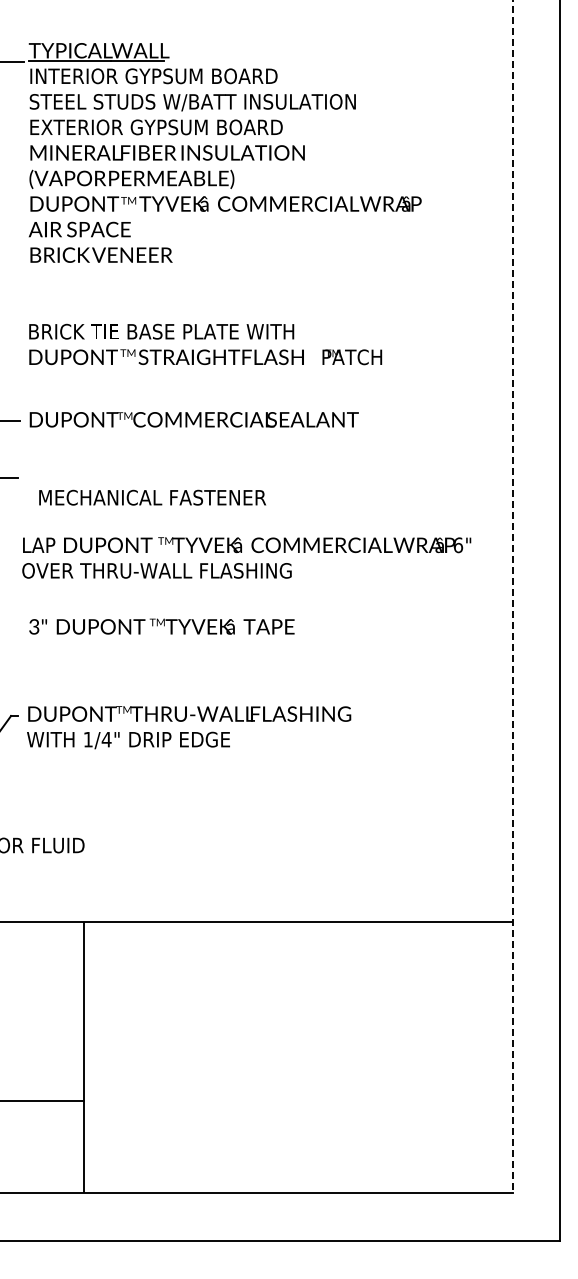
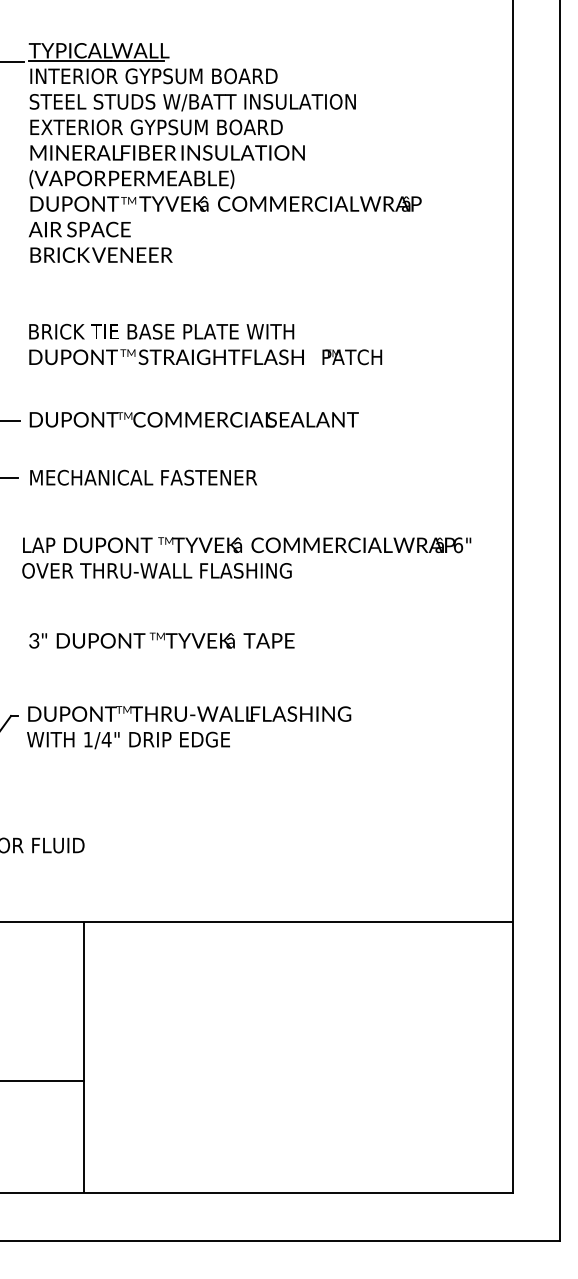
text position: (152, 497) -> (143, 477) (143, 477)
line: dashed -> solid (512, 596)
text position: (161, 626) -> (161, 640) (161, 640)
line position: (42, 1100) -> (42, 1080) (42, 1080)
